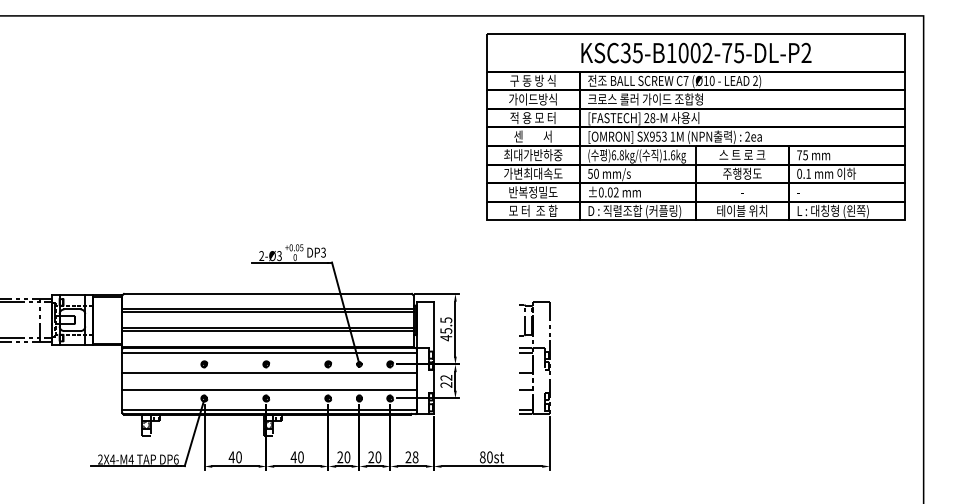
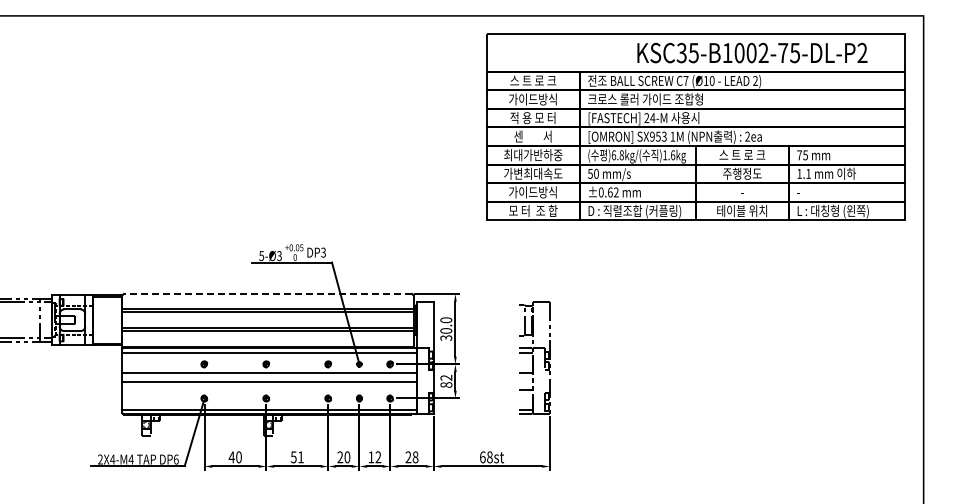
text position: (696, 52) -> (752, 52) (752, 52)
text: 구 동 방 식 -> 스 트 로 크 (533, 80)
text: 28-M -> 24-M (652, 118)
text: 0.1 -> 1.1 (799, 173)
text: 반복정밀도 -> 가이드방식 (533, 192)
text: ±0.02 -> ±0.62 (610, 192)
text: 2- -> 5- (261, 256)
line: solid -> dashed (267, 293)
text: 45.5 -> 30.0 (446, 329)
text: 22 -> 82 (446, 384)
line position: (269, 389) -> (269, 381) (269, 381)
text: 40 -> 51 (296, 457)
text: 20 -> 12 (374, 457)
text: 80st -> 68st (485, 457)
